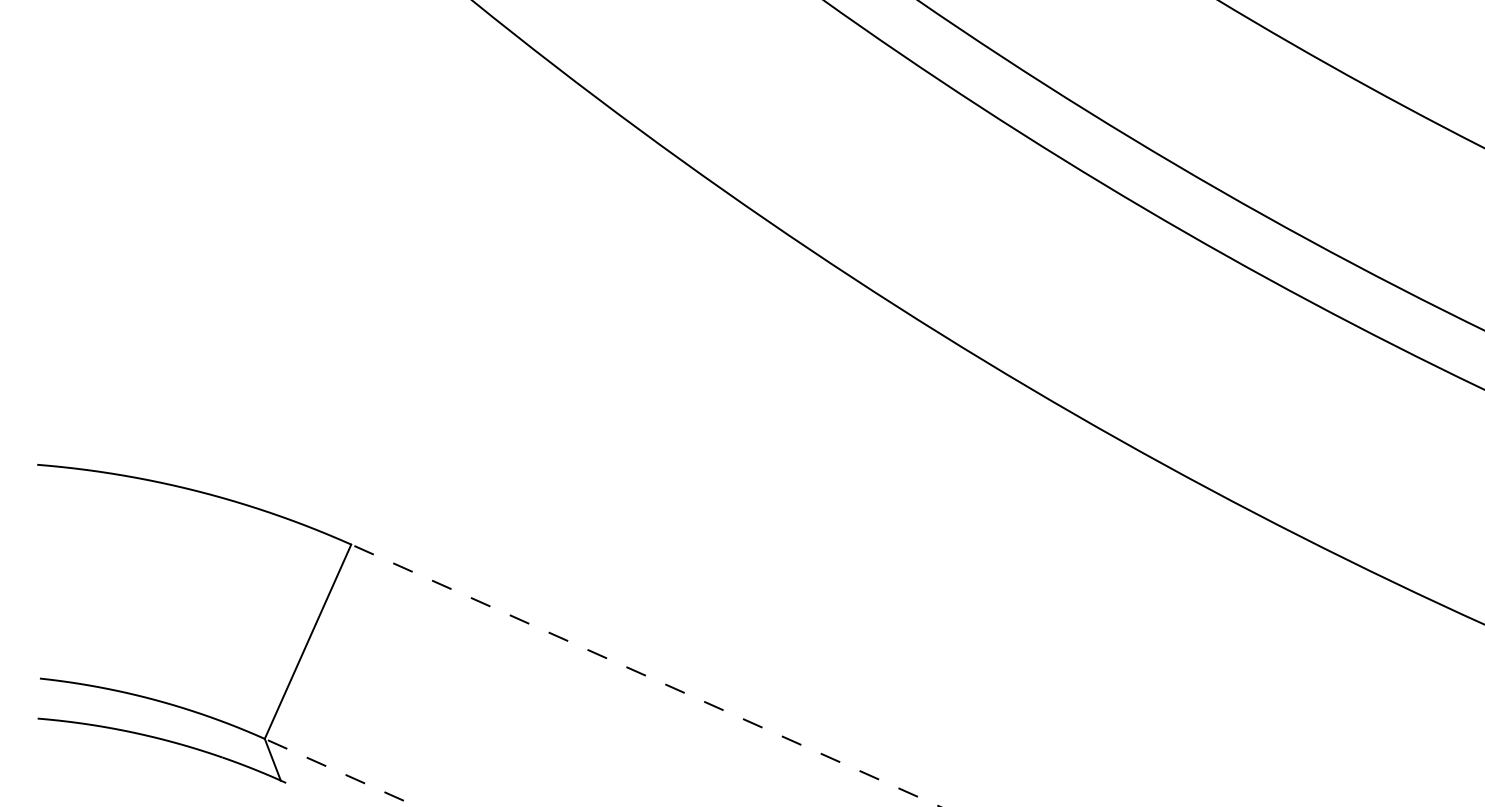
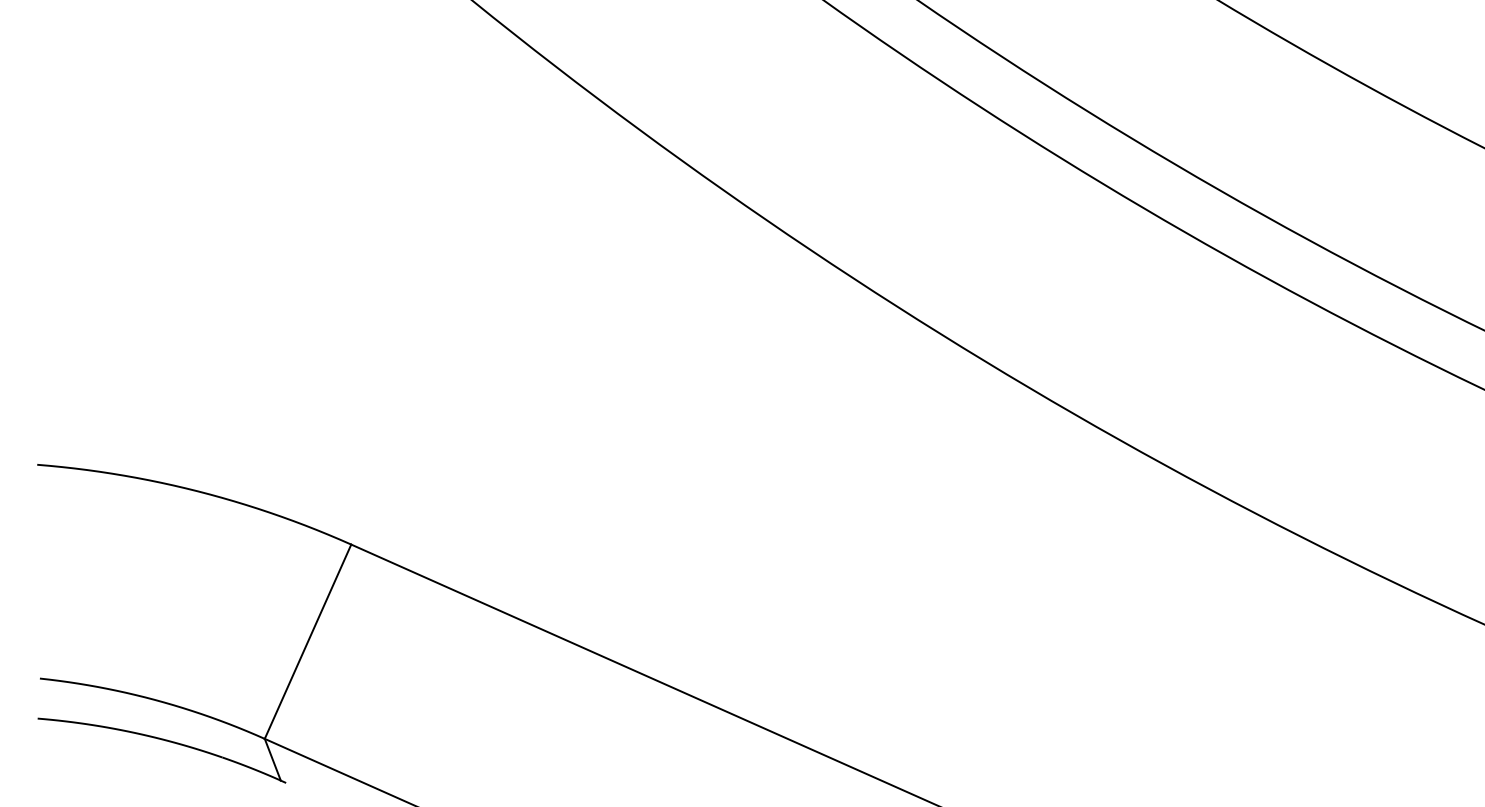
line: dashed -> solid (645, 675)
line: dashed -> solid (340, 772)
